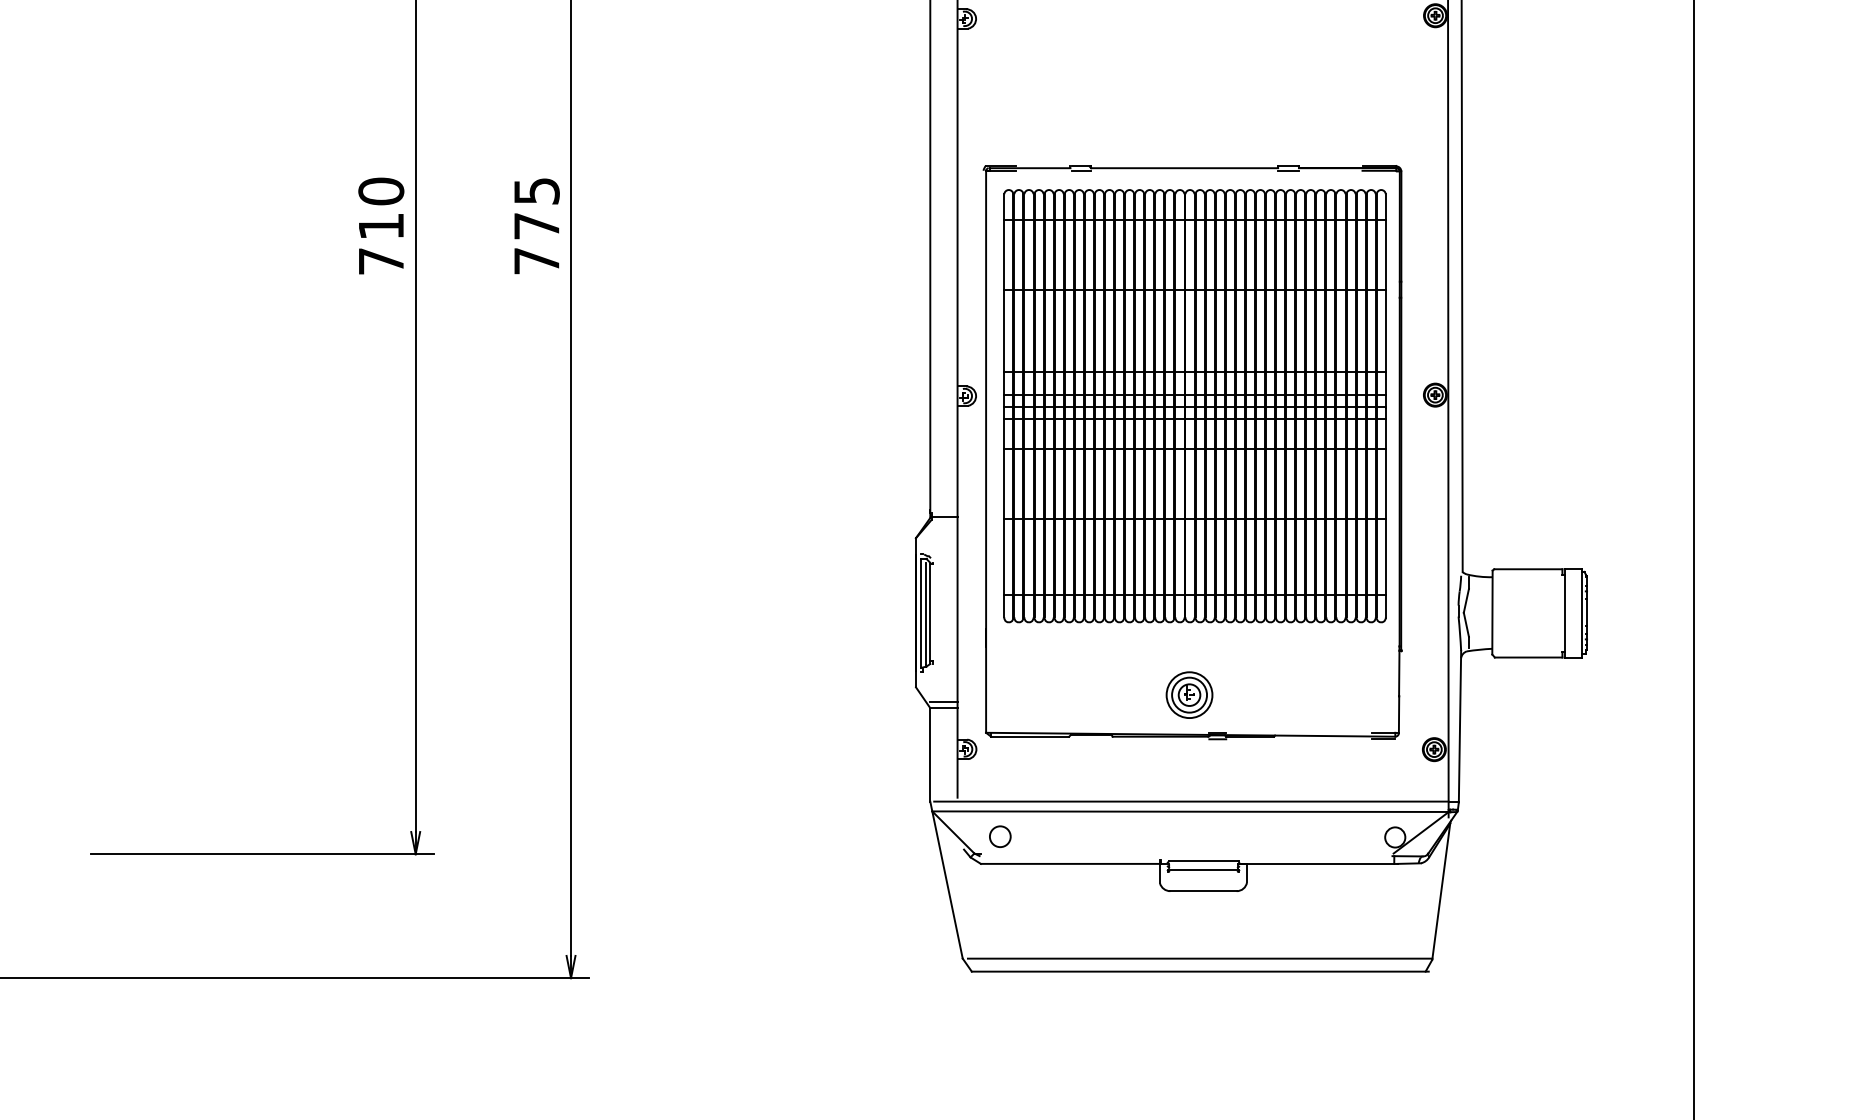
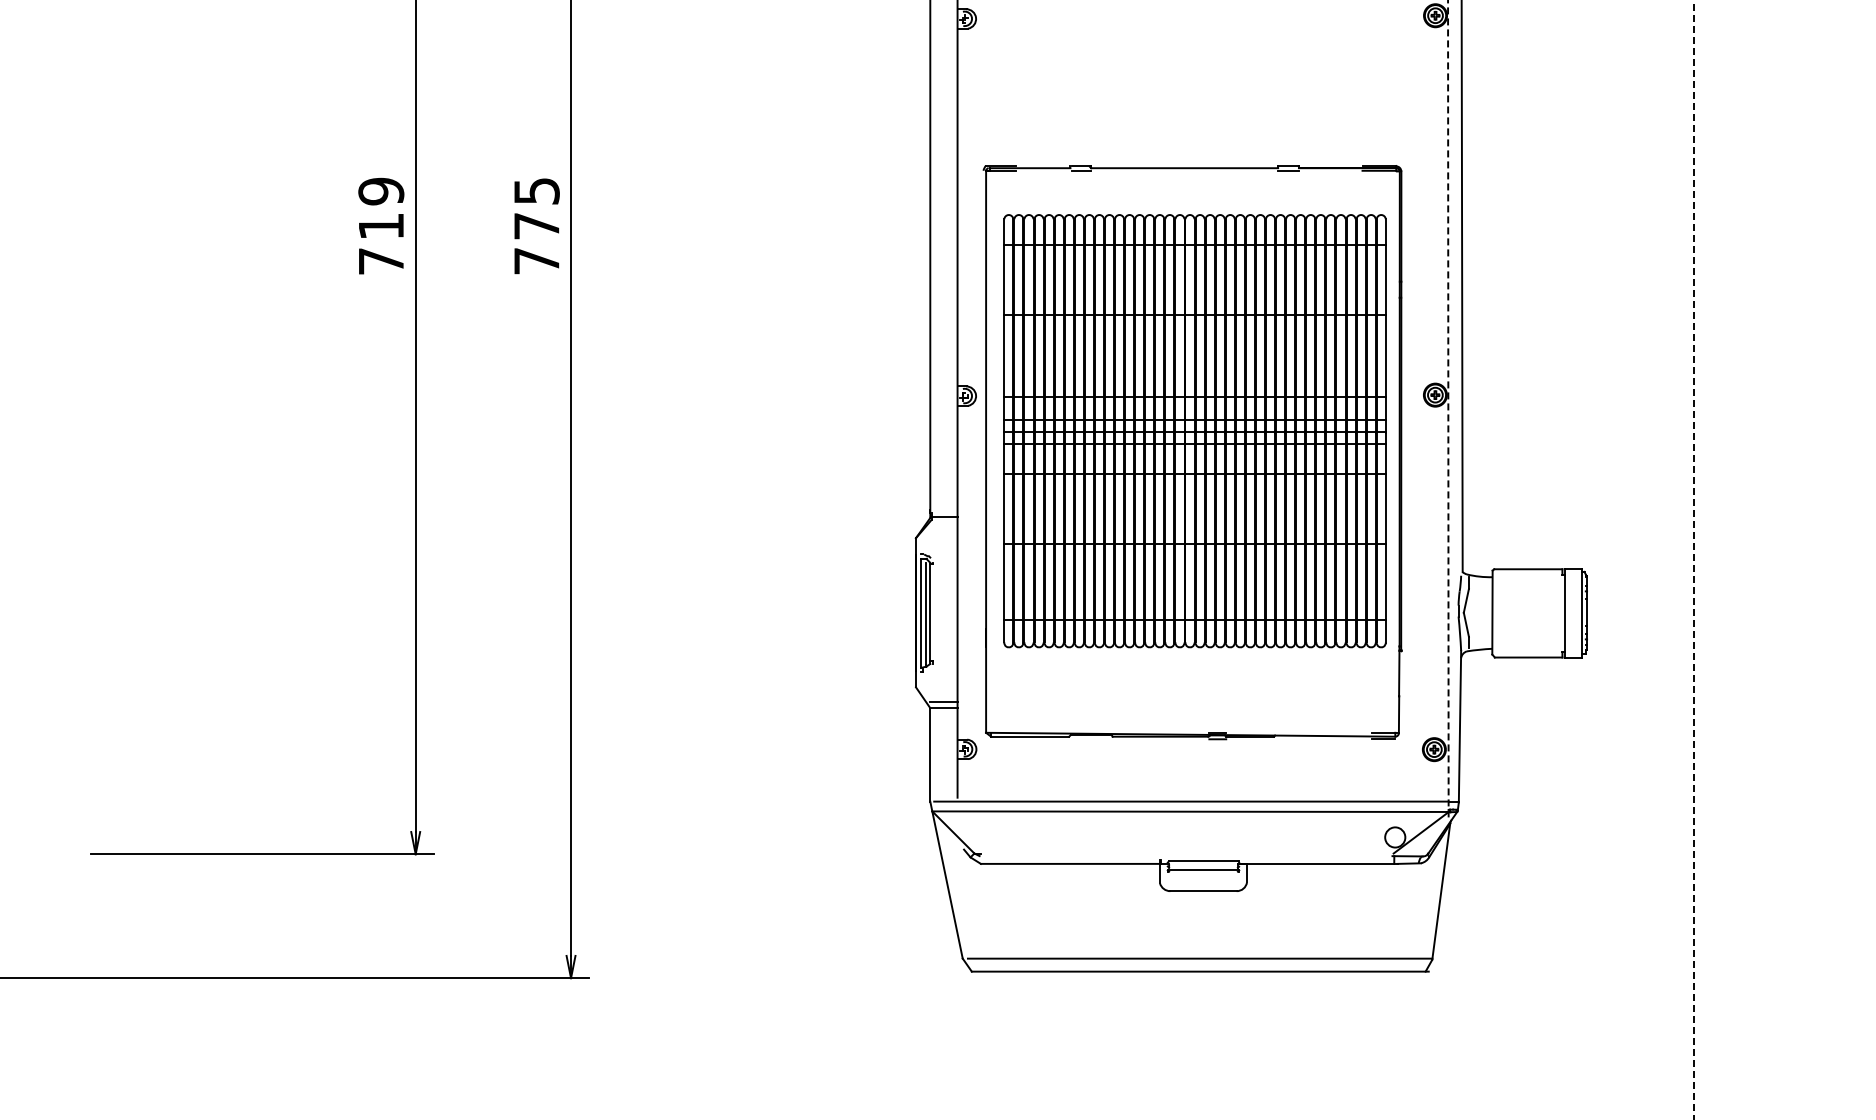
text: 710 -> 719 (381, 191)
part position: (1194, 406) -> (1194, 431) (1194, 431)
line: solid -> dashed (1448, 408)
line: solid -> dashed (1694, 559)
part: present -> none (1189, 694)
circle: present -> none (1000, 836)
